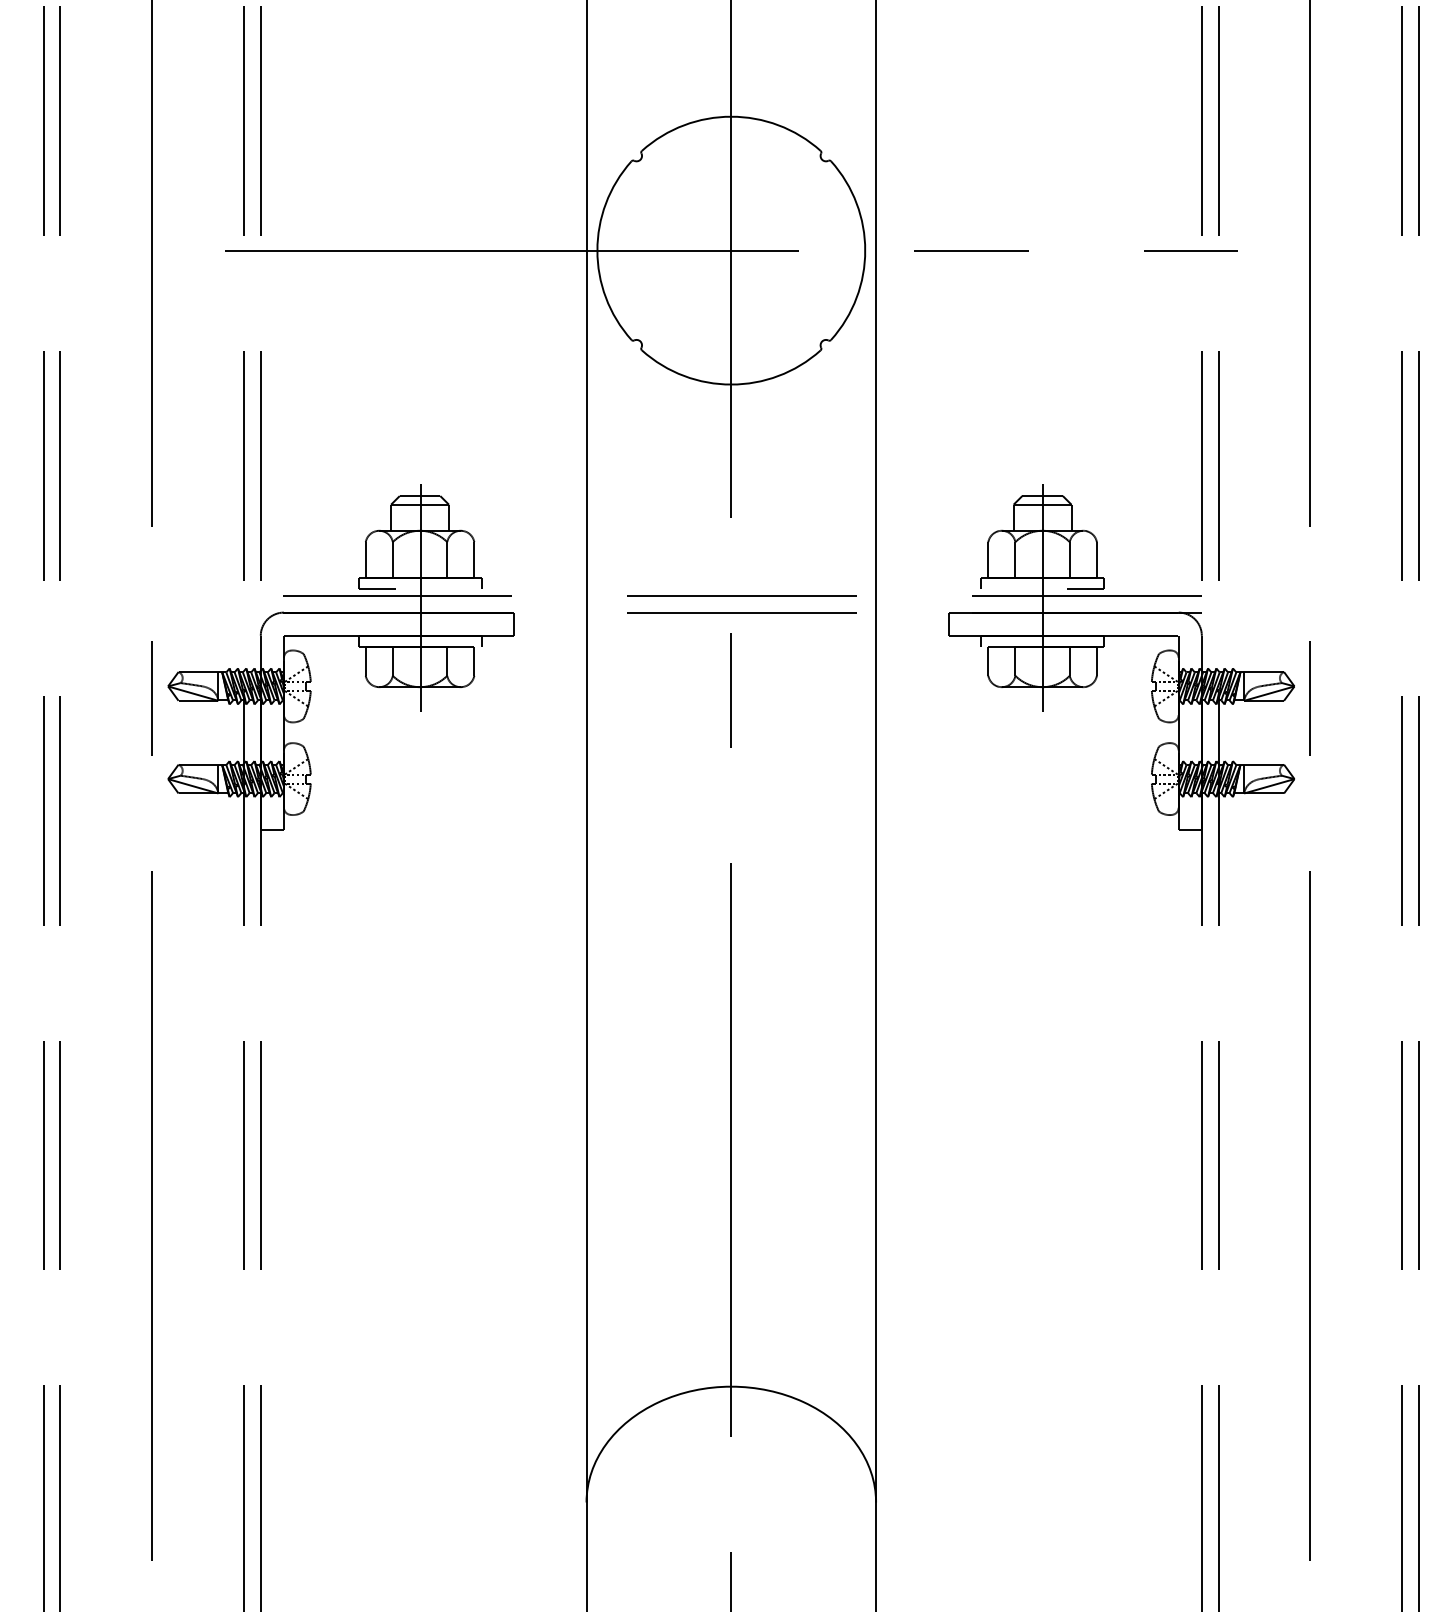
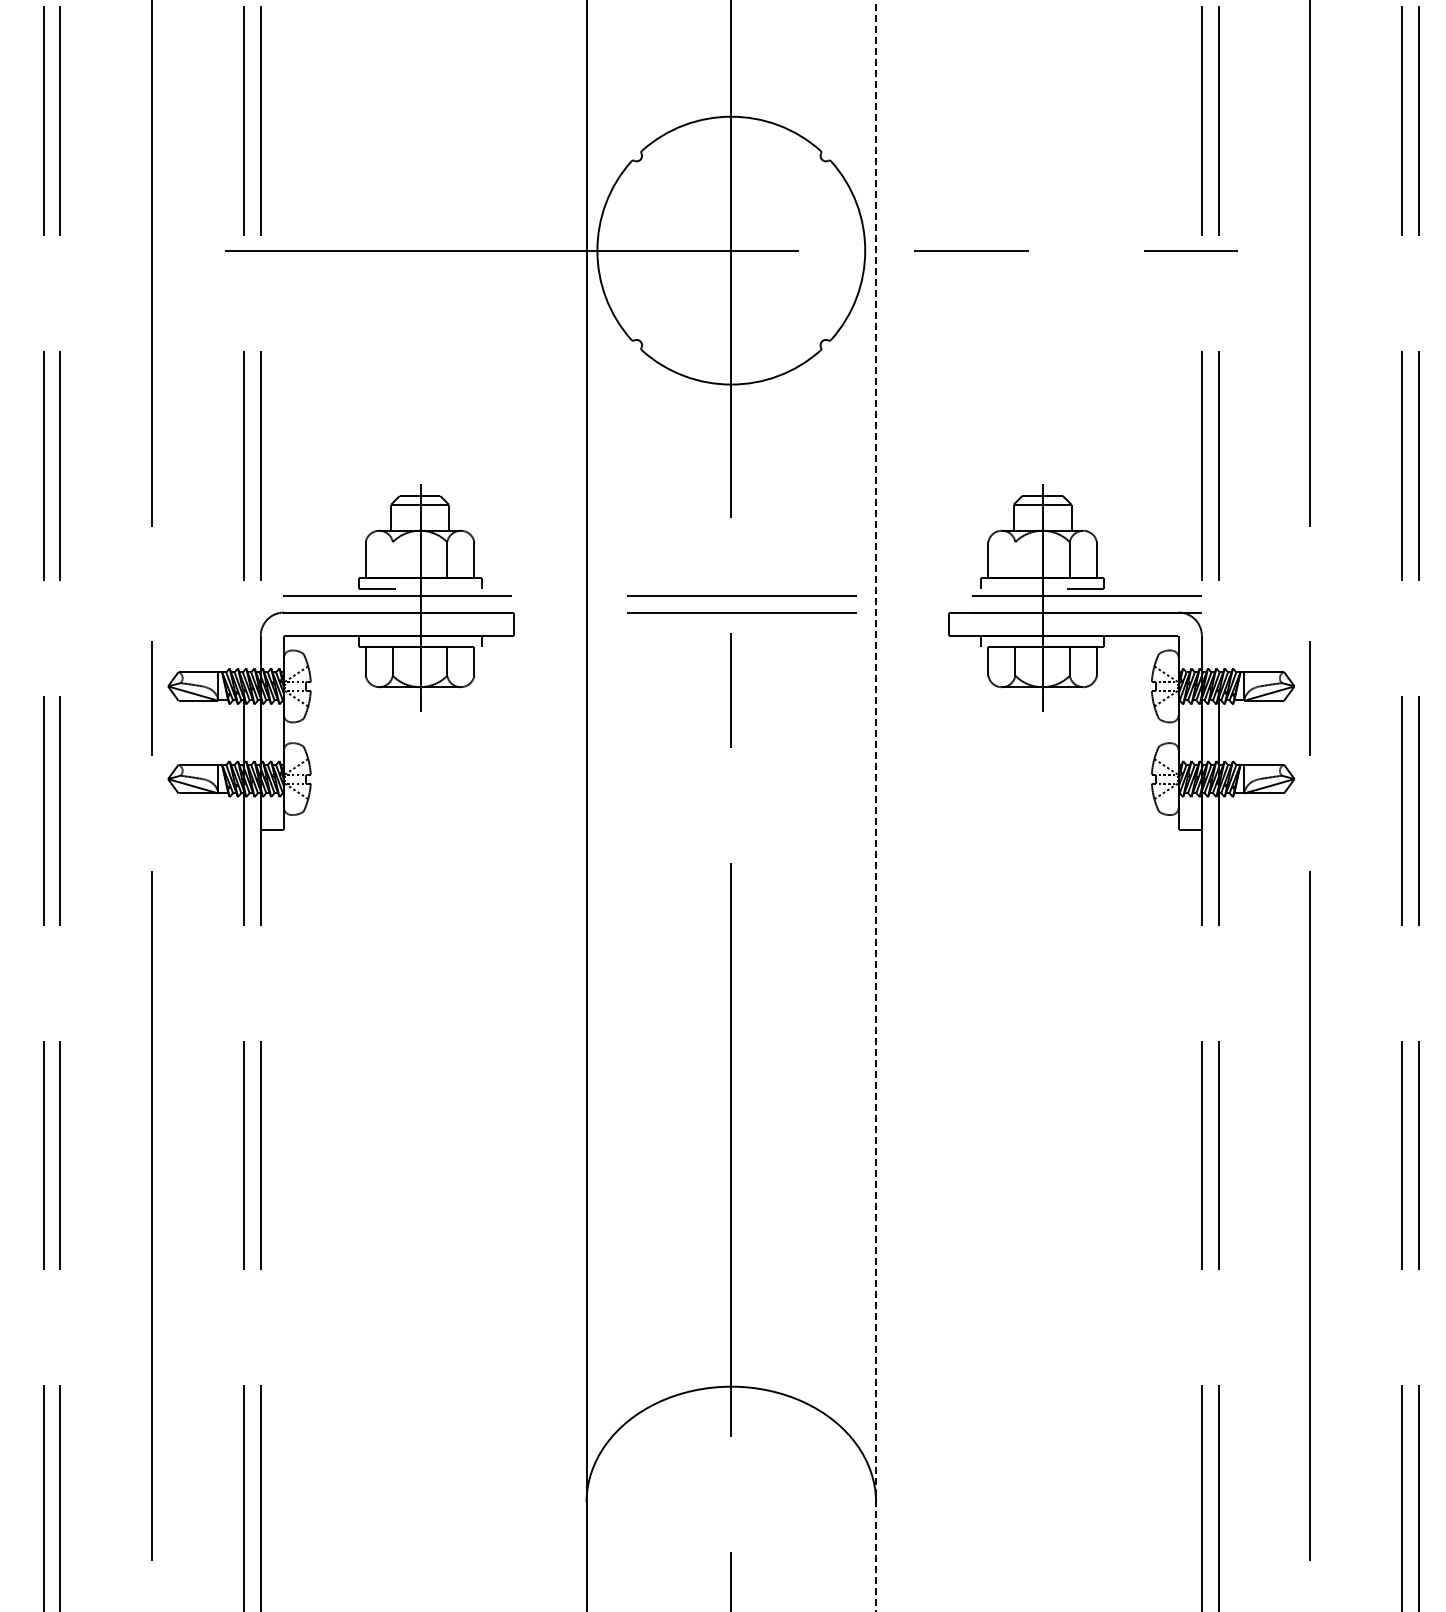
line: present -> none (392, 559)
line: present -> none (1015, 559)
line: solid -> dashed (876, 805)
